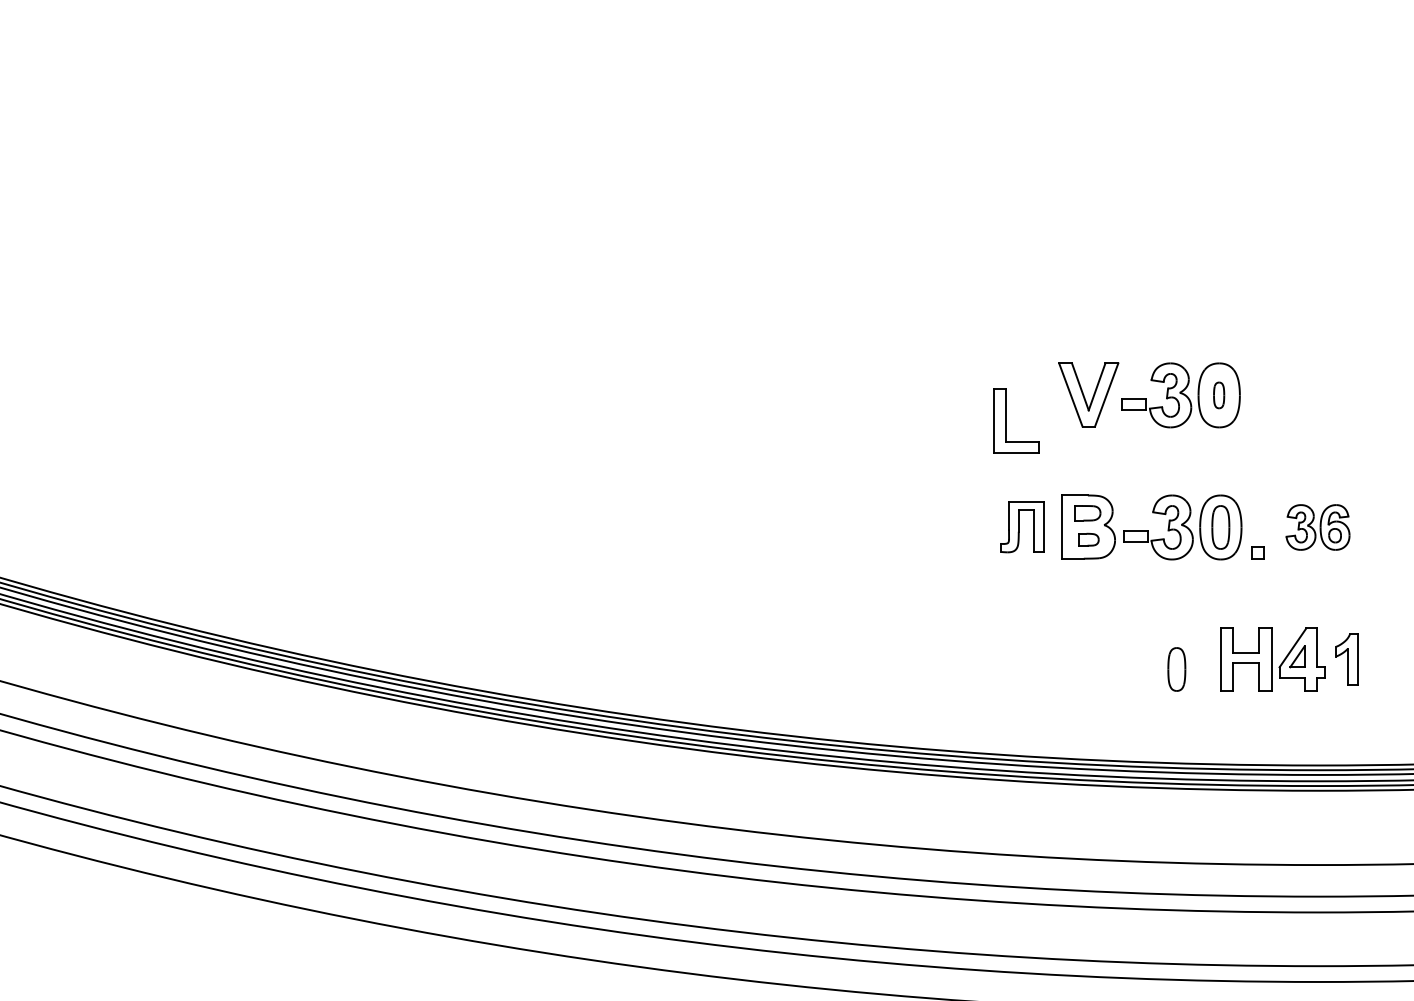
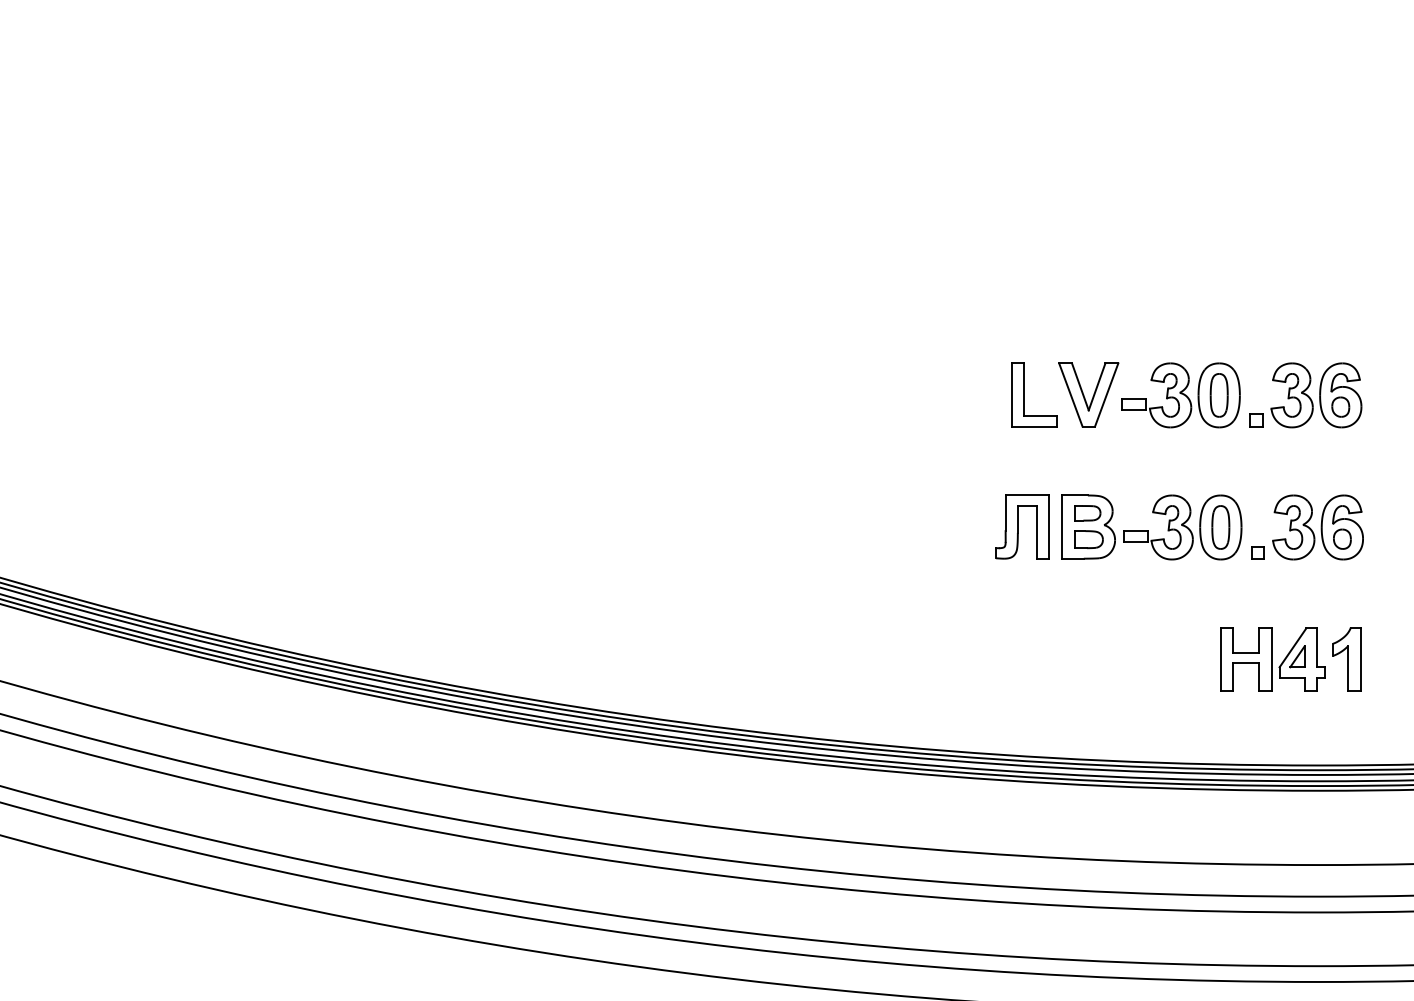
part size: 13x29 px -> 20x45 px (1218, 395)
part: none -> present (1305, 395)
part position: (1006, 420) -> (1024, 394) (1024, 394)
part size: 45x53 px -> 55x66 px (1022, 526)
part size: 66x47 px -> 92x67 px (1317, 527)
part size: 22x15 px -> 30x20 px (1088, 539)
part size: 24x53 px -> 30x65 px (1346, 659)
part: present -> none (1176, 669)
